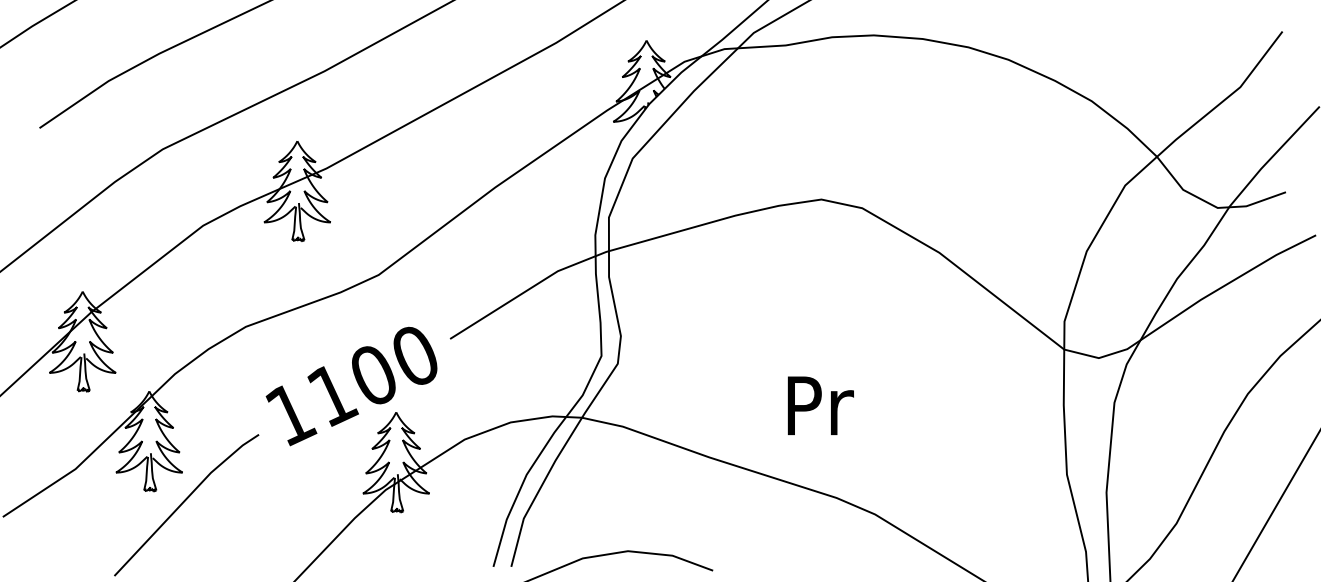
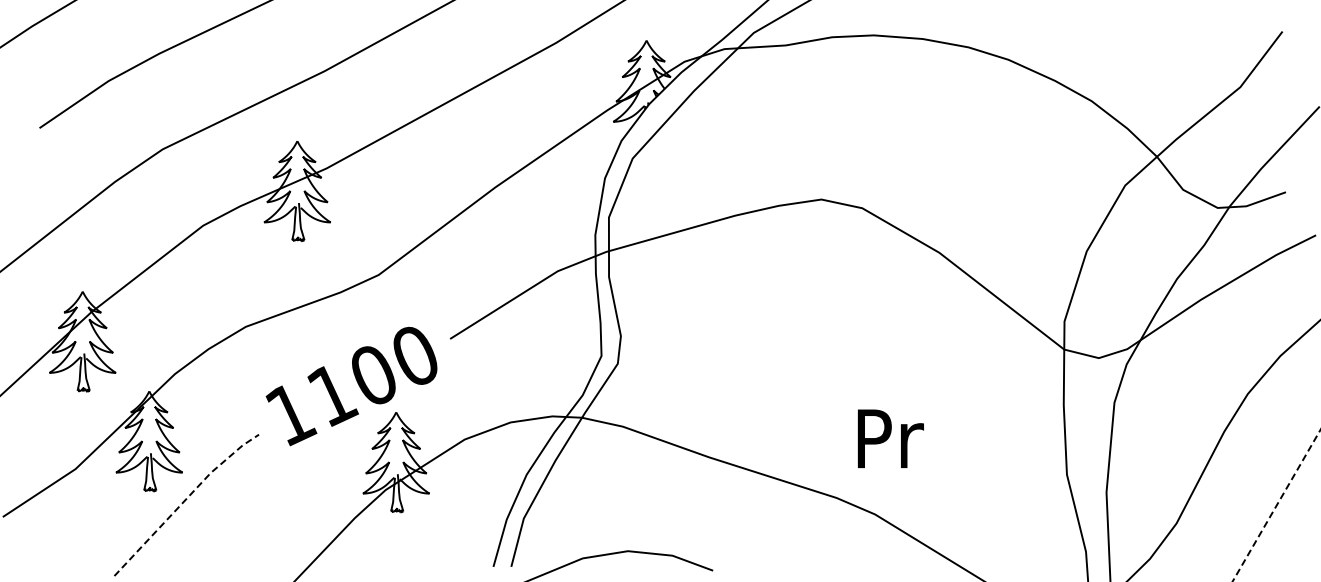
text position: (820, 405) -> (890, 438) (890, 438)
line: solid -> dashed (184, 501)
line: solid -> dashed (1276, 505)
